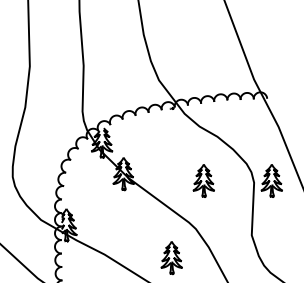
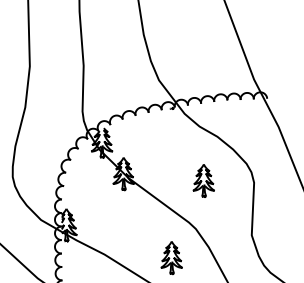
part: present -> none (271, 180)
